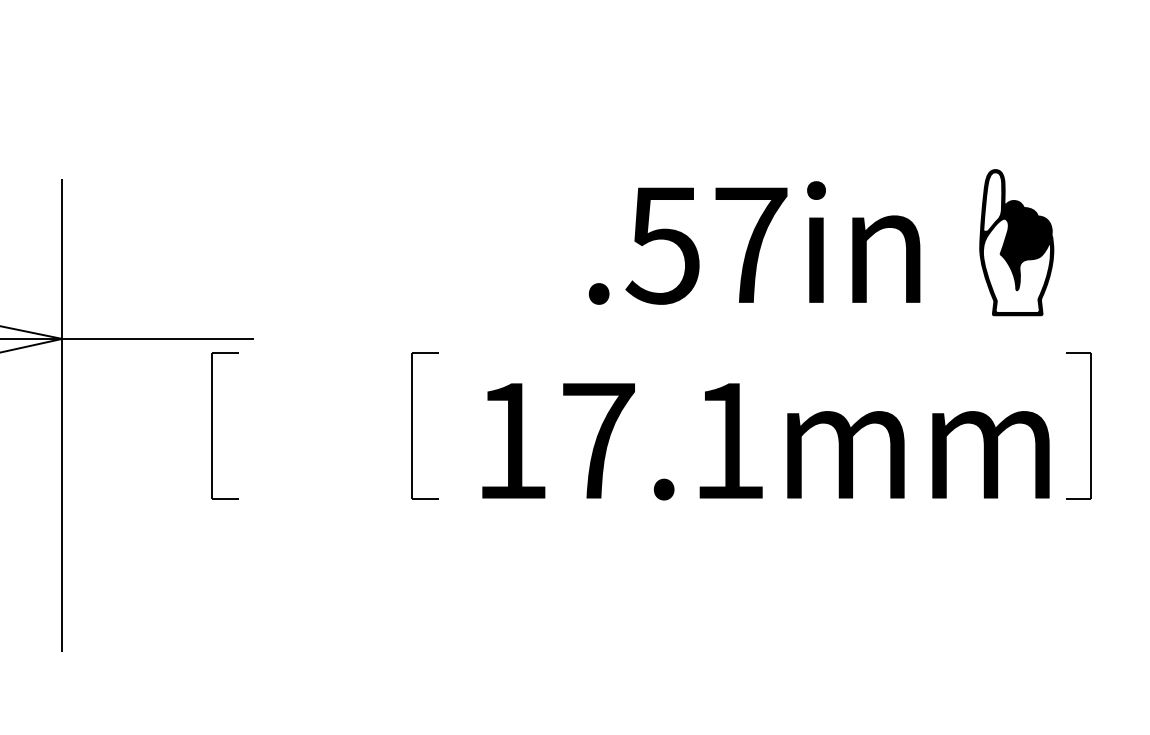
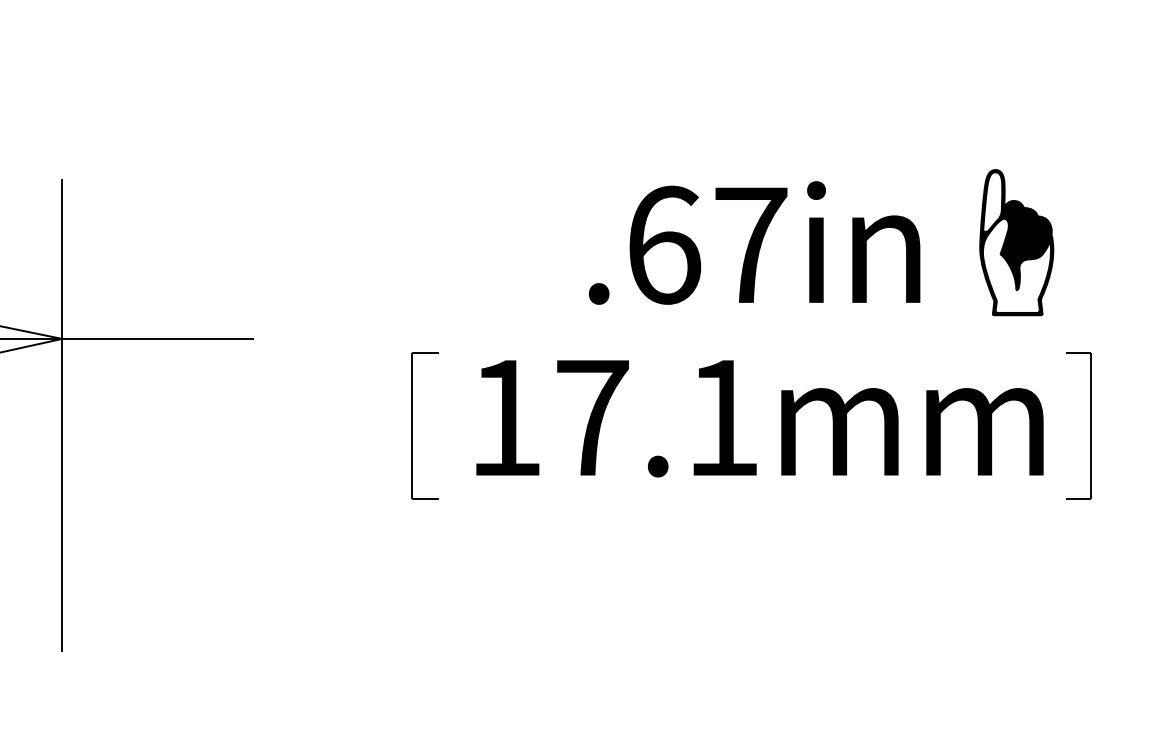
text: .57in -> .67in (663, 244)
part: present -> none (212, 425)
text position: (765, 441) -> (759, 418) (759, 418)
